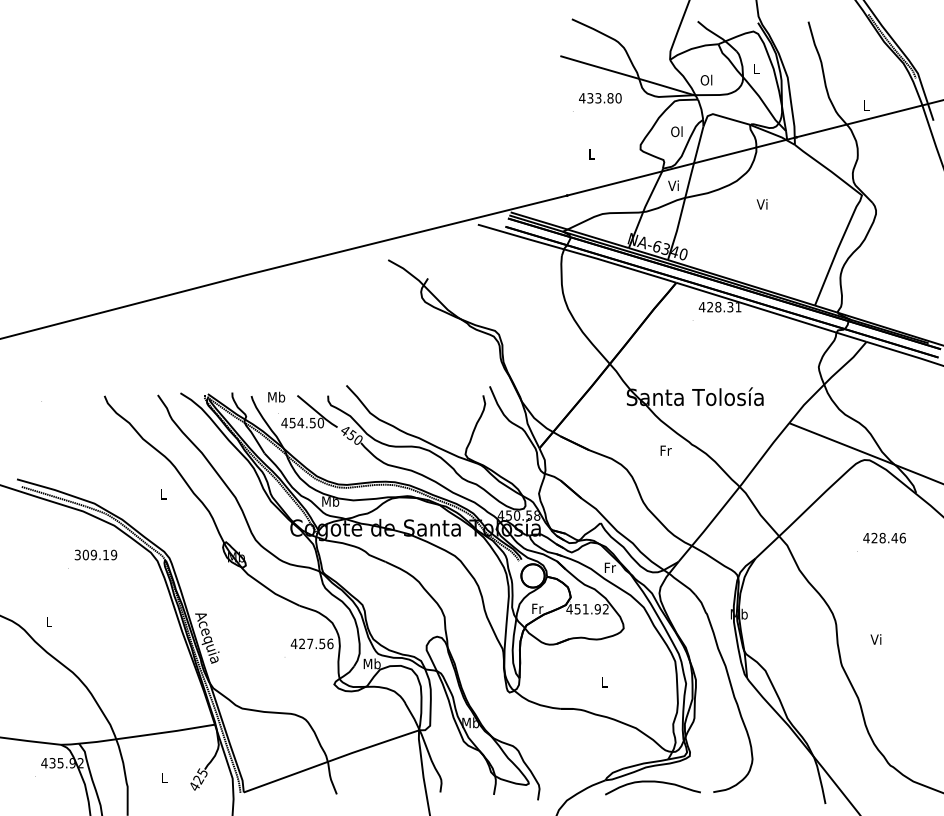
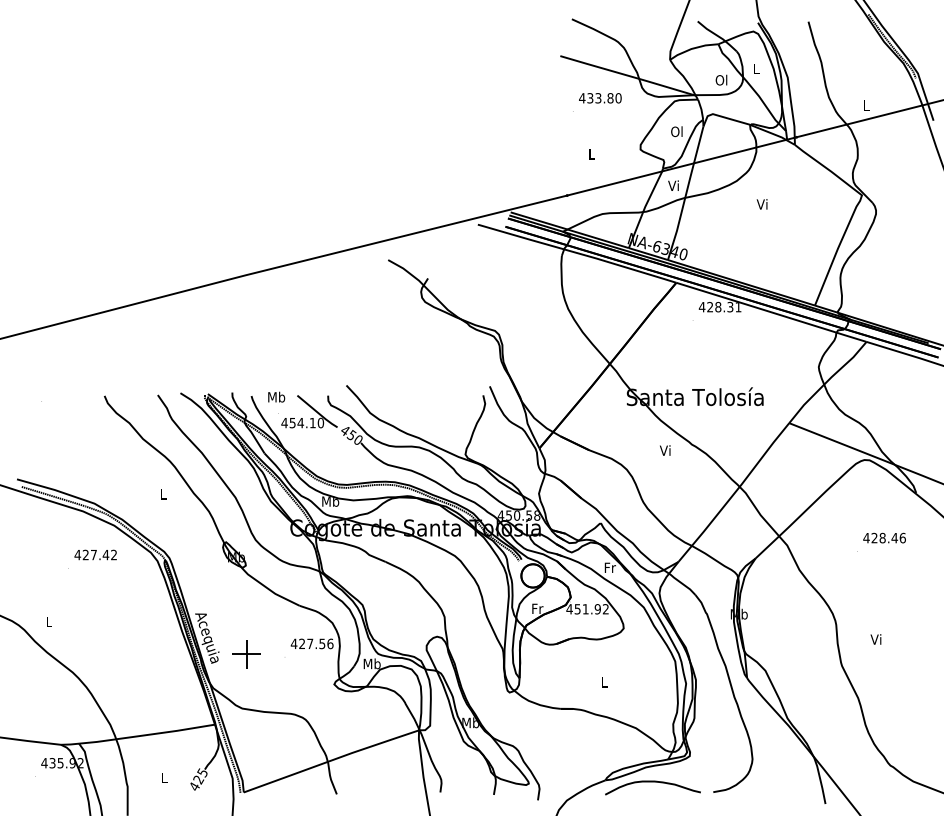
text position: (706, 79) -> (721, 79) (721, 79)
text: 454.50 -> 454.10 (312, 423)
text: Fr -> Vi (665, 450)
text: 309.19 -> 427.42 (95, 554)
part: none -> present (246, 654)
